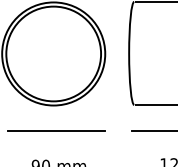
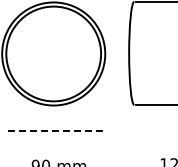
line: solid -> dashed (57, 131)
line: present -> none (152, 131)
